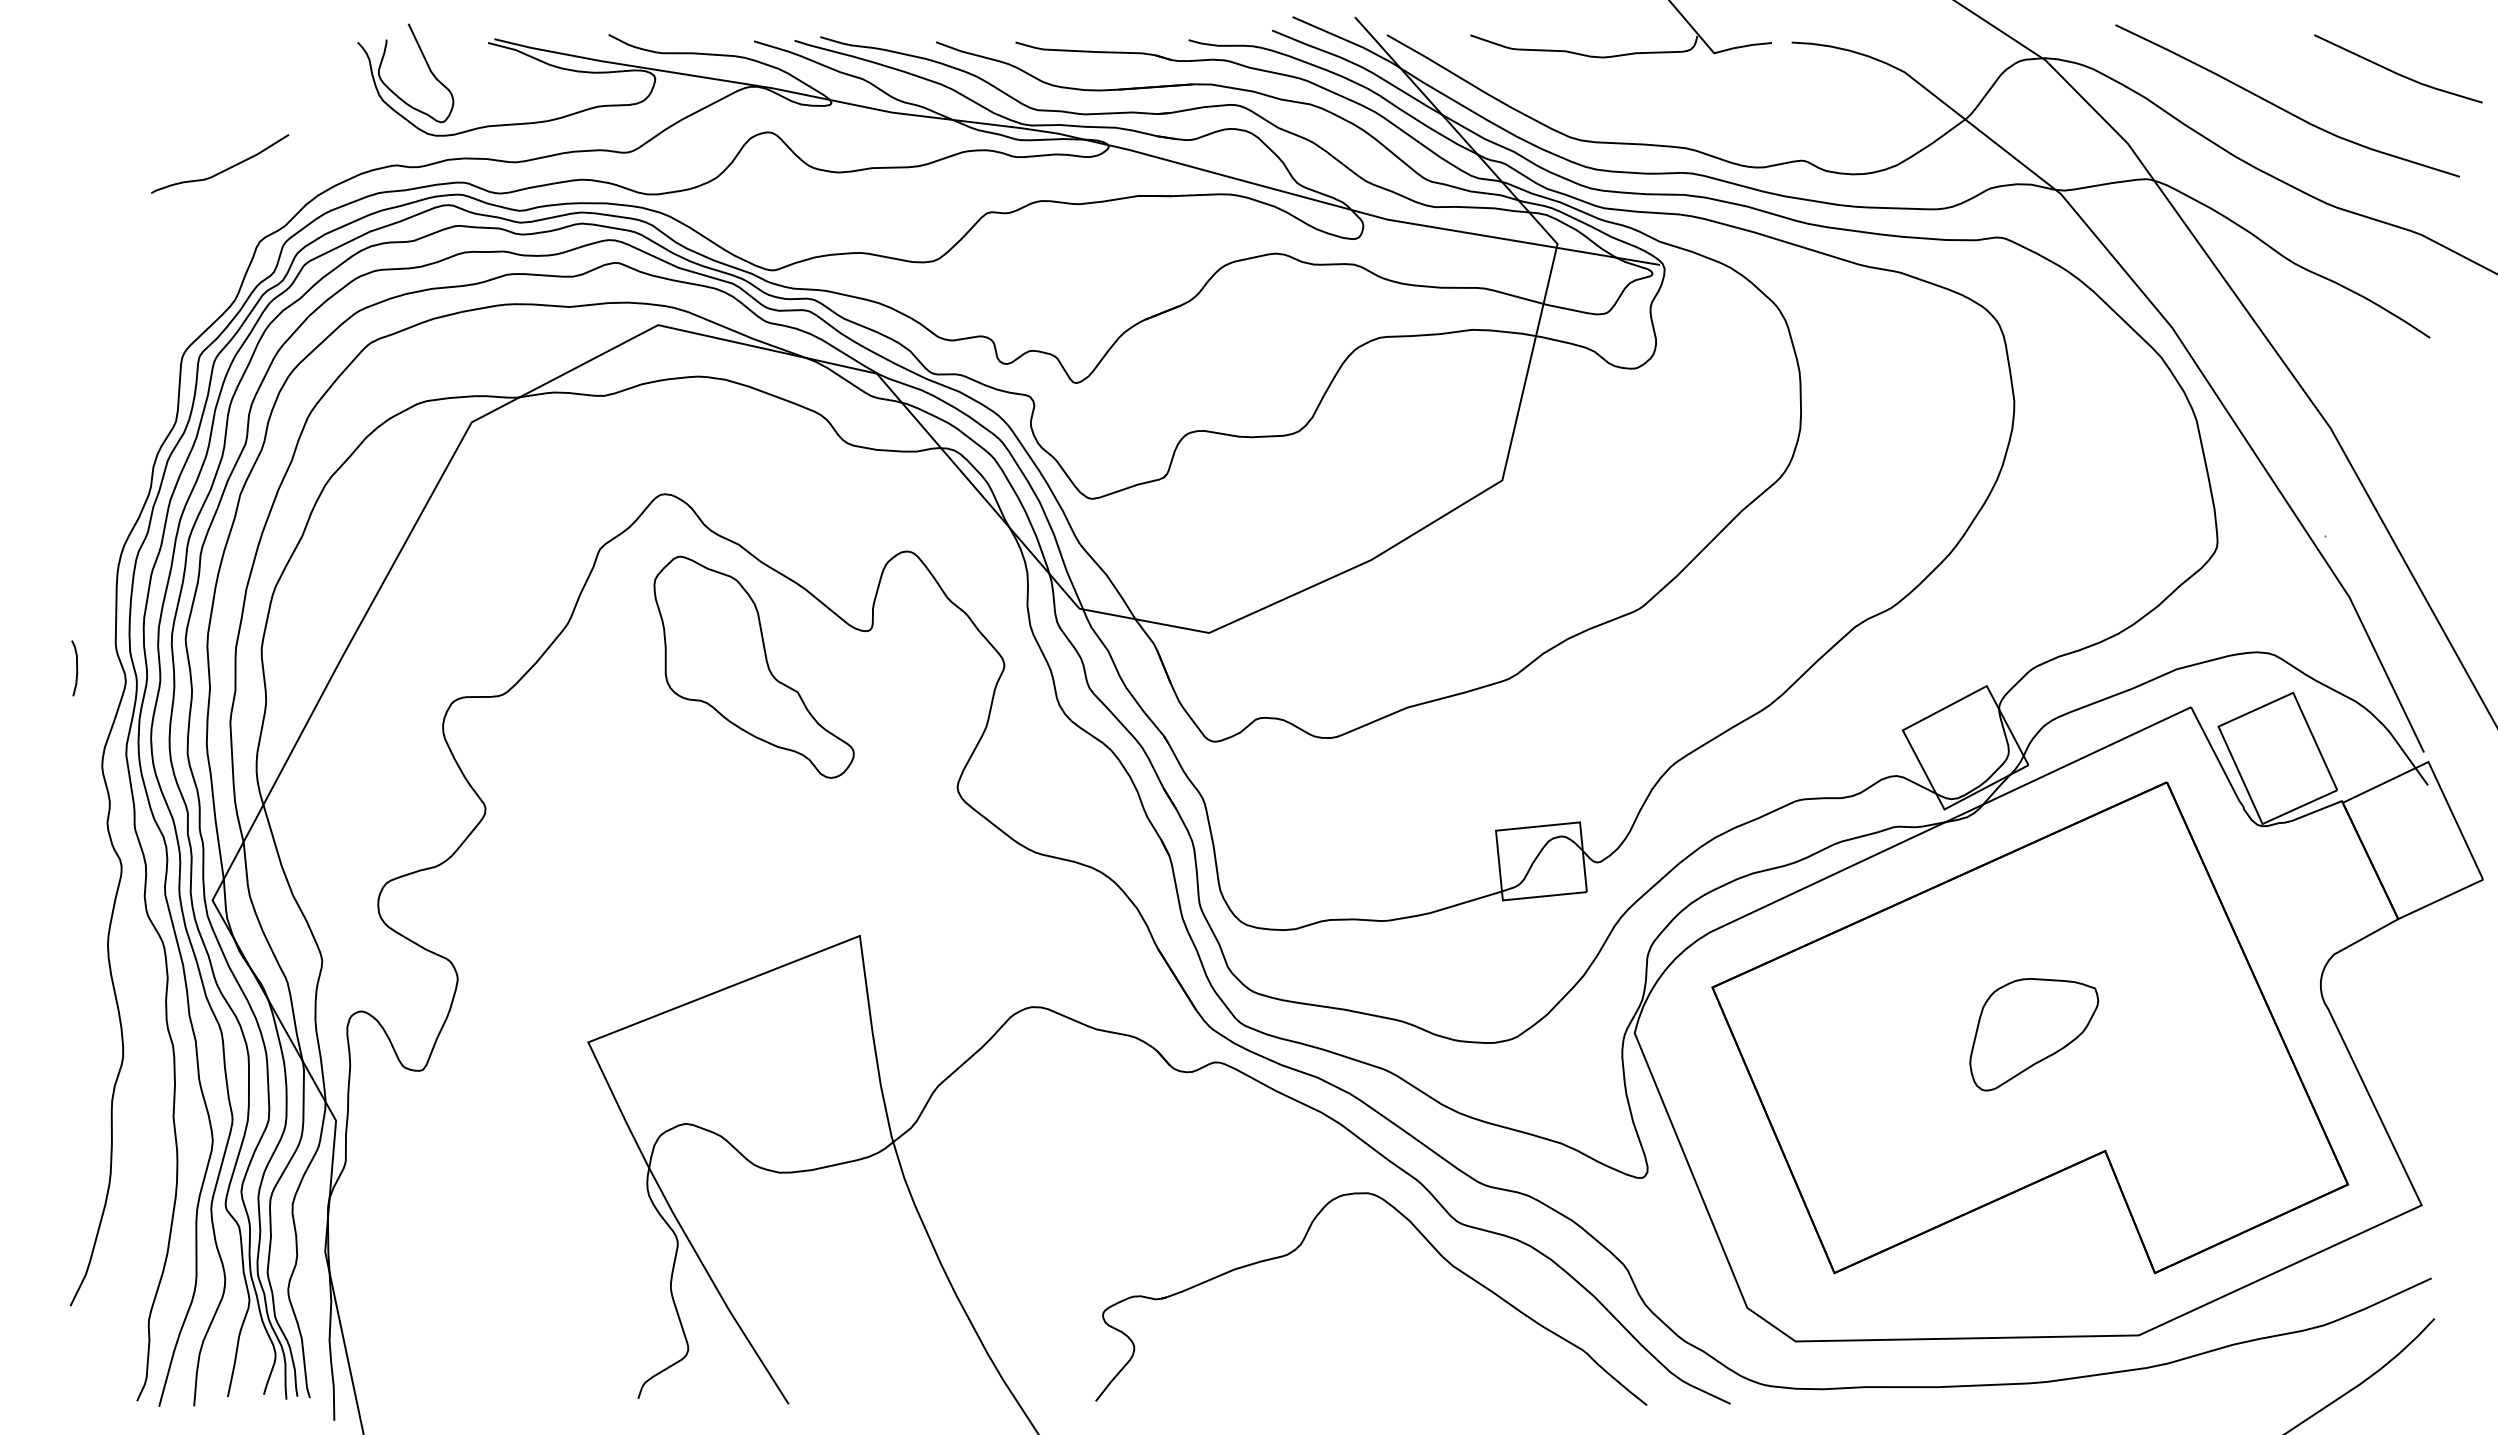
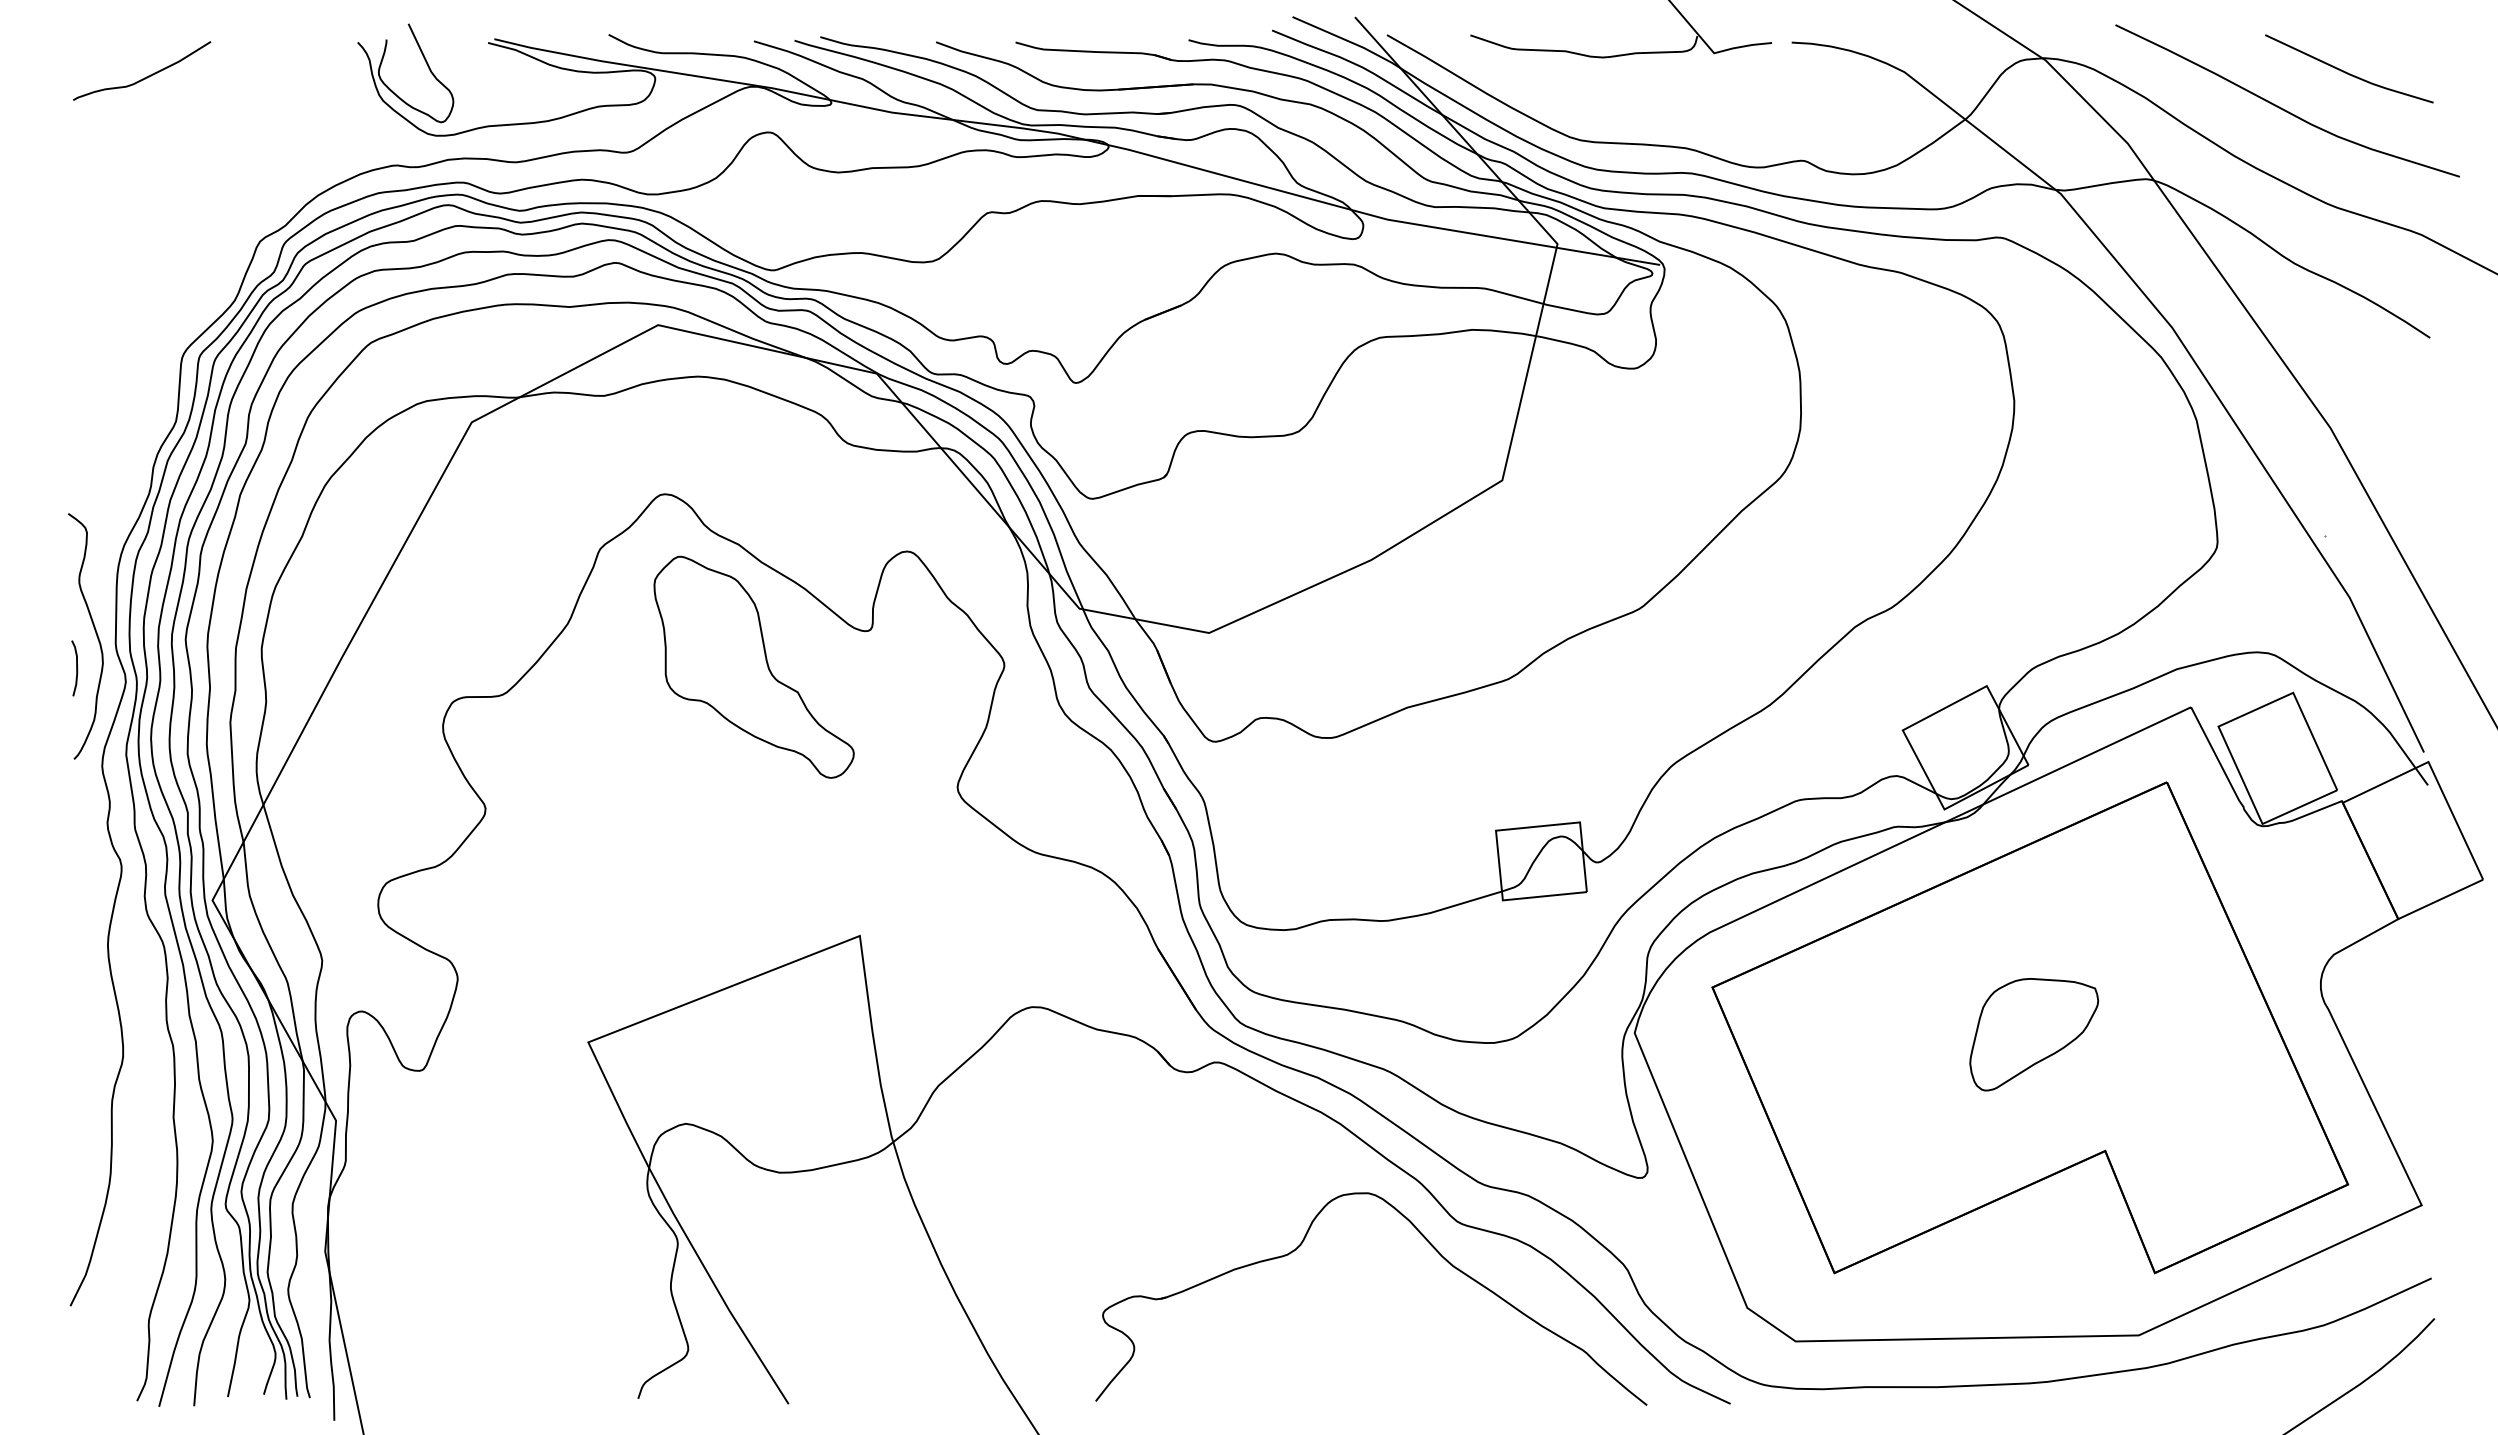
line position: (2397, 72) -> (2348, 72) (2348, 72)
curve position: (224, 169) -> (146, 76) (146, 76)
curve: none -> present (95, 633)
